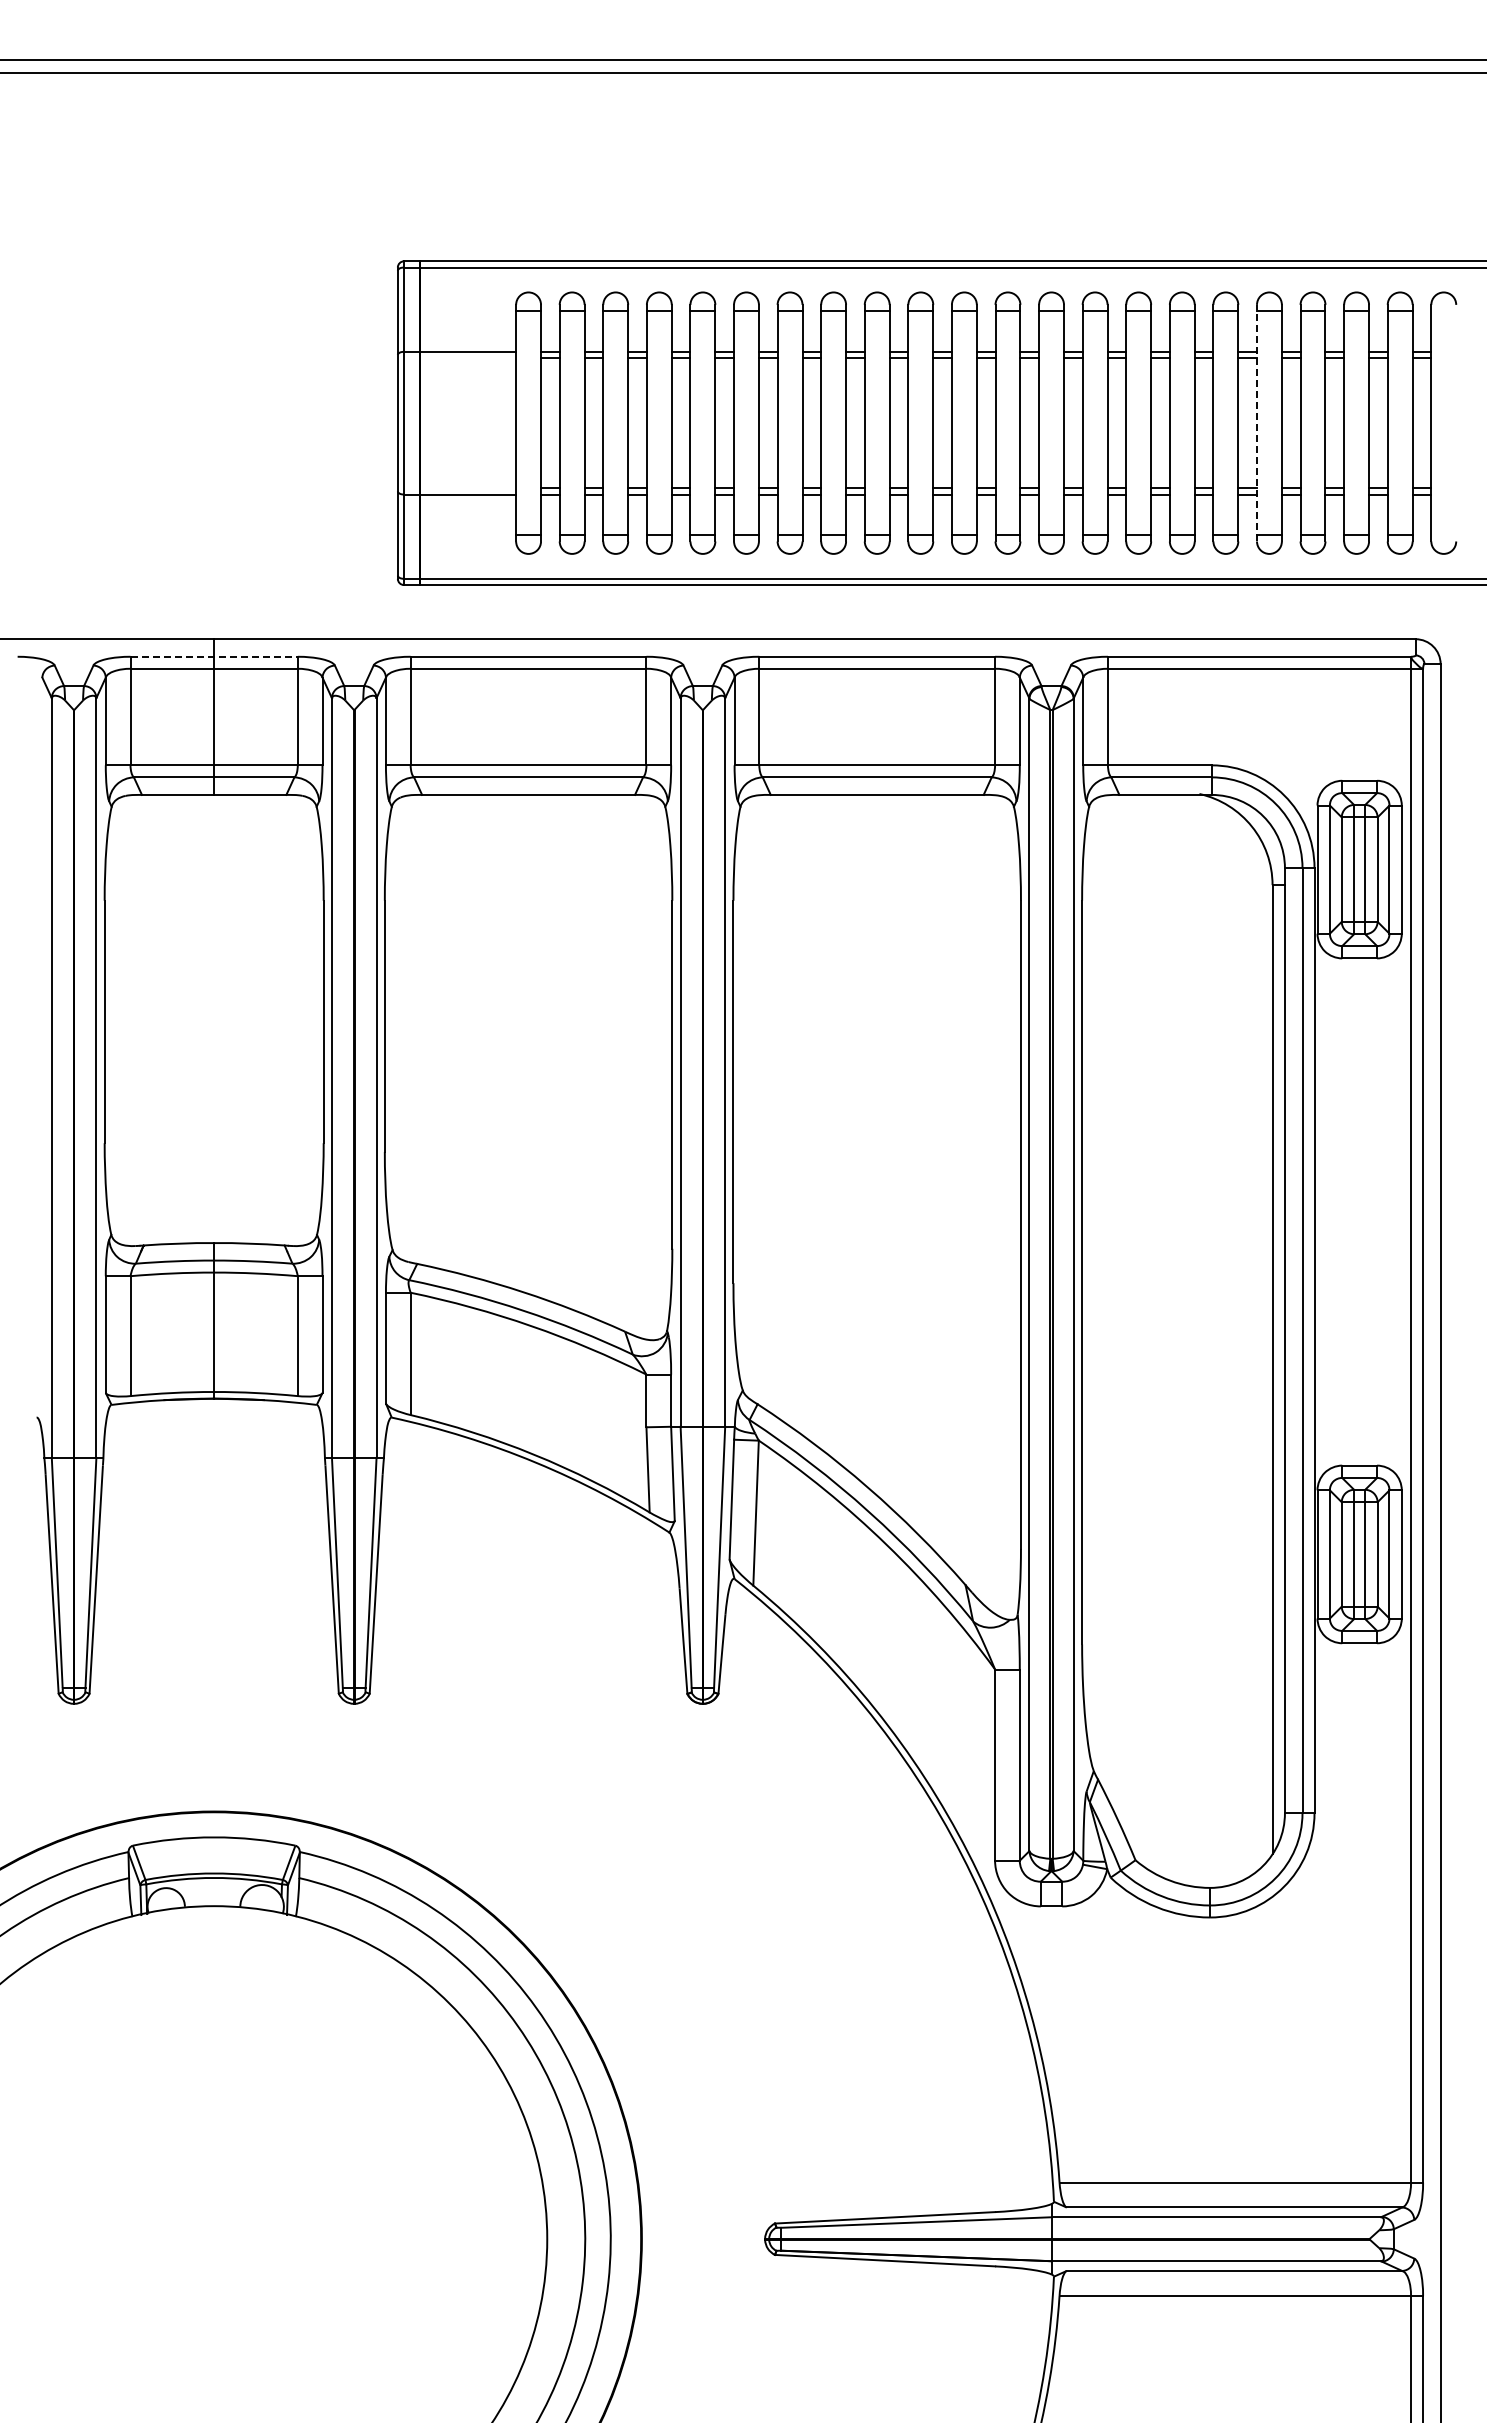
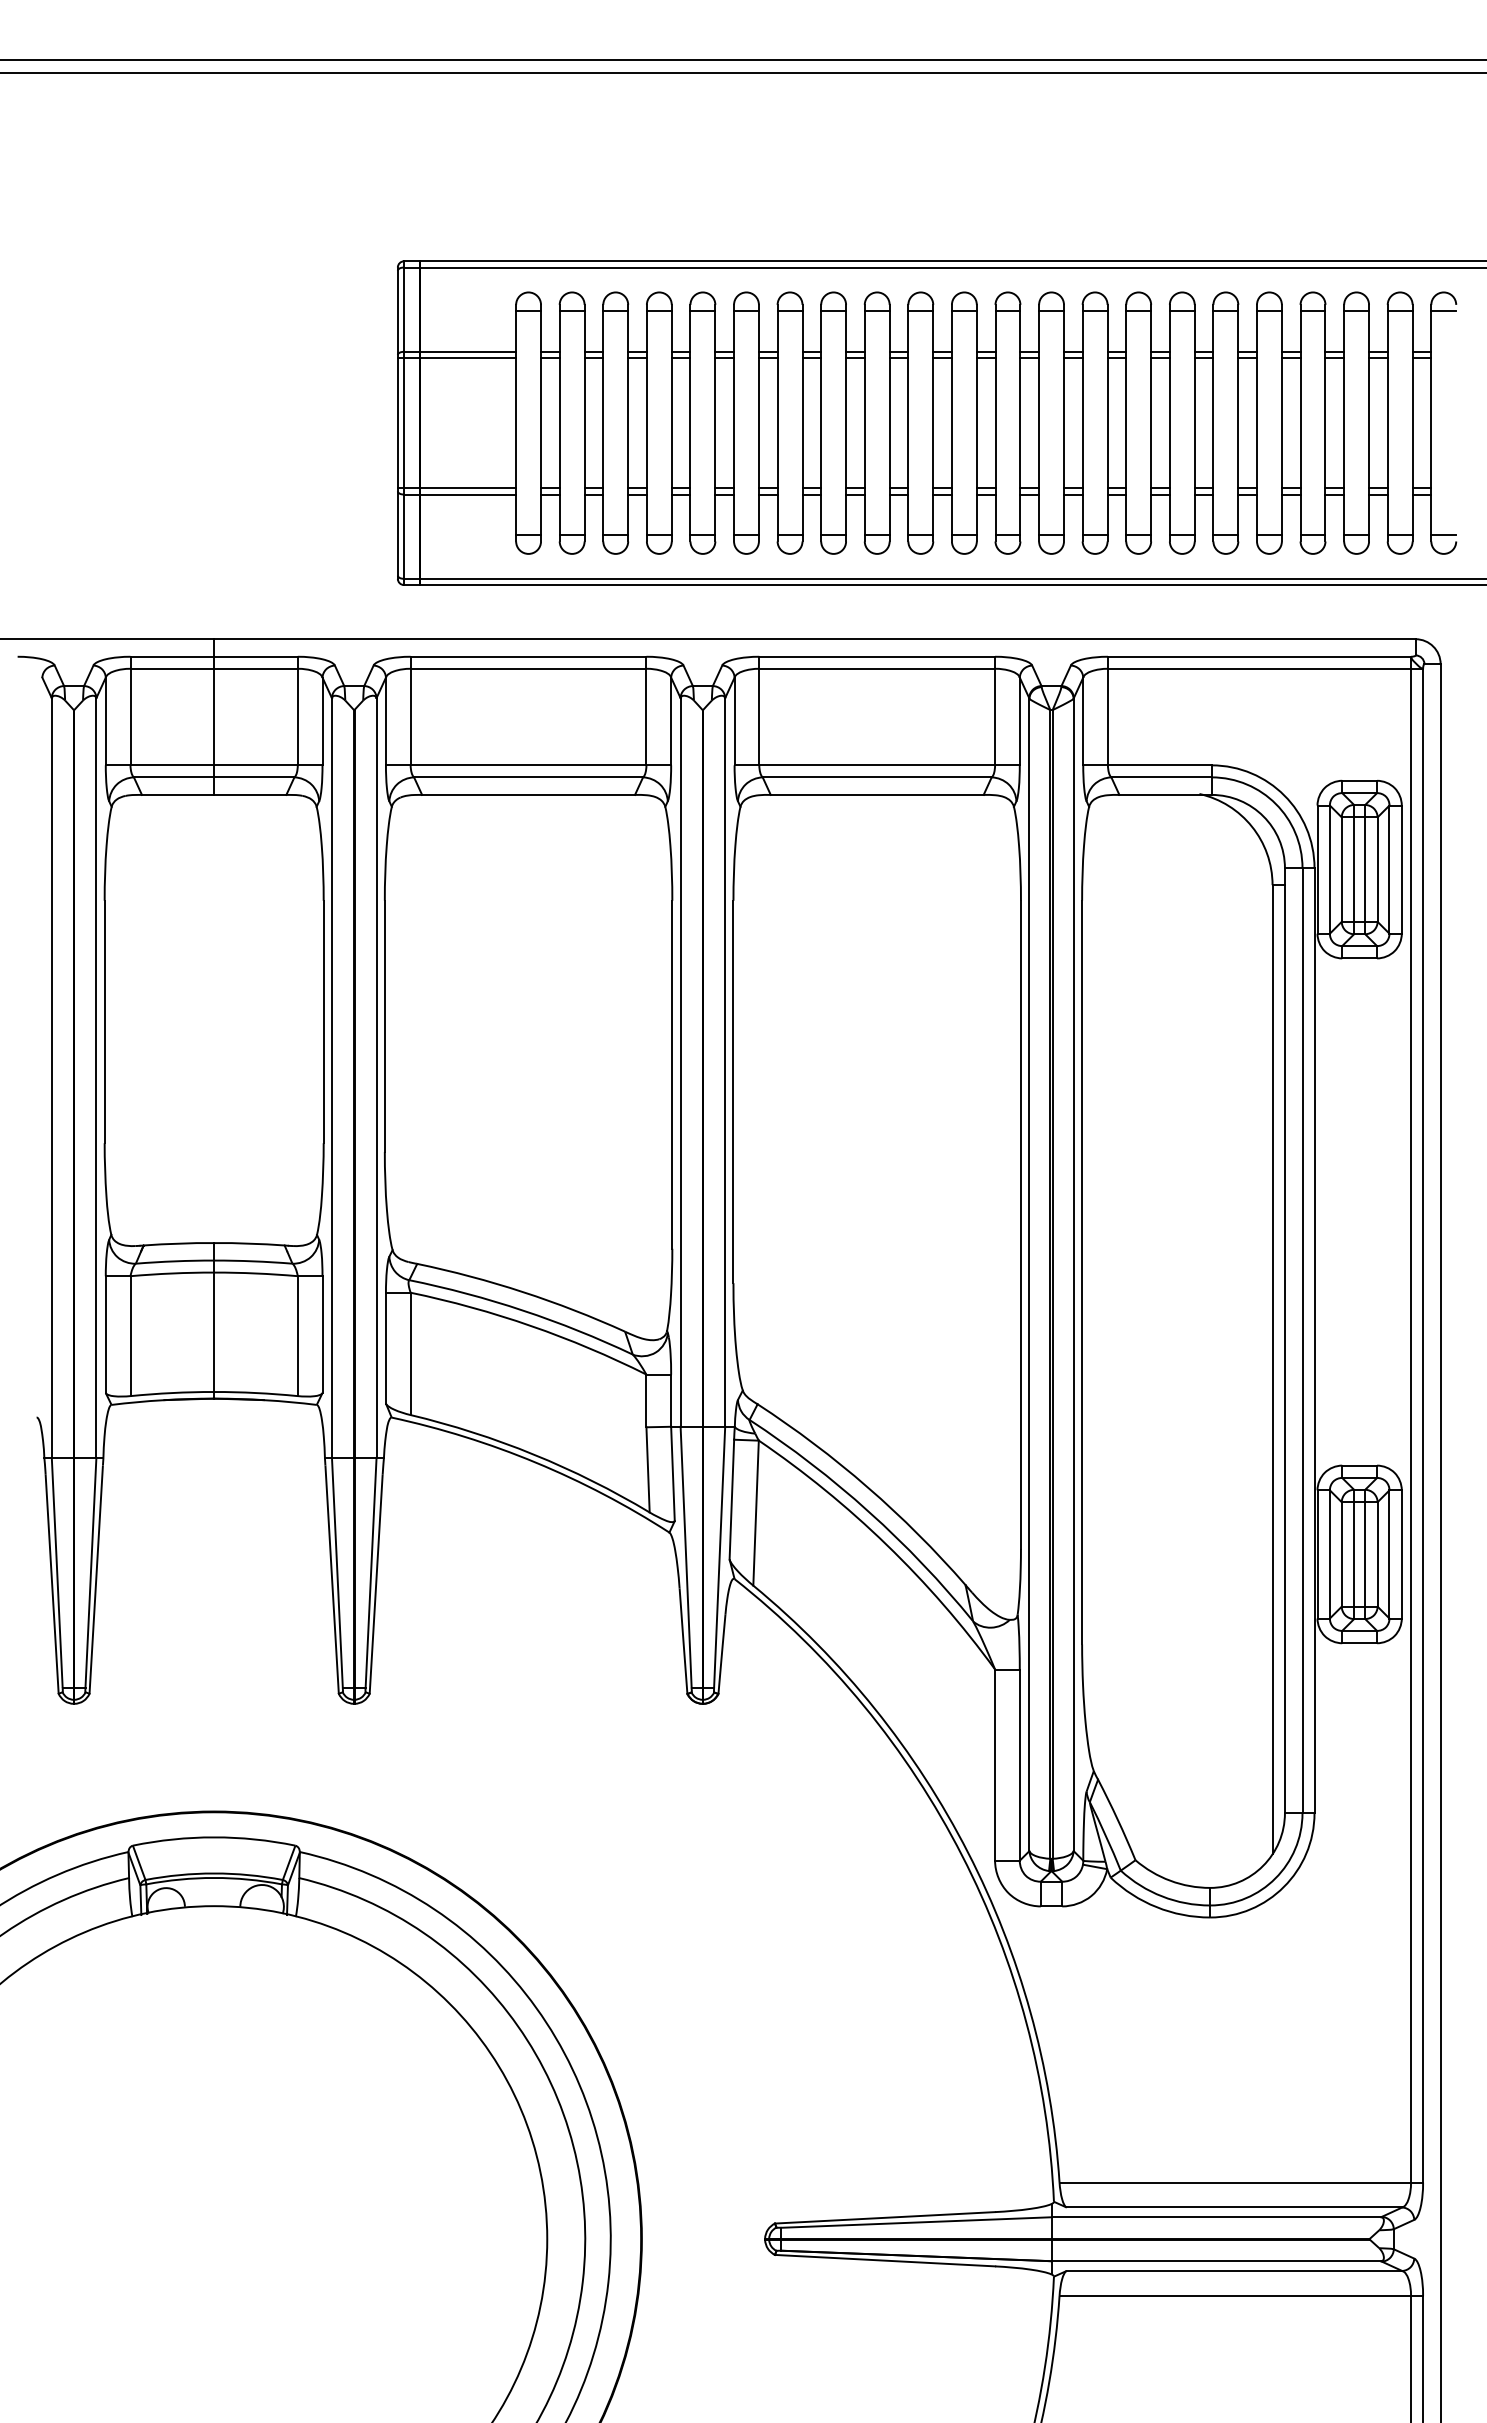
line: none -> present (1443, 311)
line: none -> present (456, 358)
line: dashed -> solid (1256, 422)
line: none -> present (456, 488)
line: none -> present (1443, 535)
line: dashed -> solid (214, 656)
